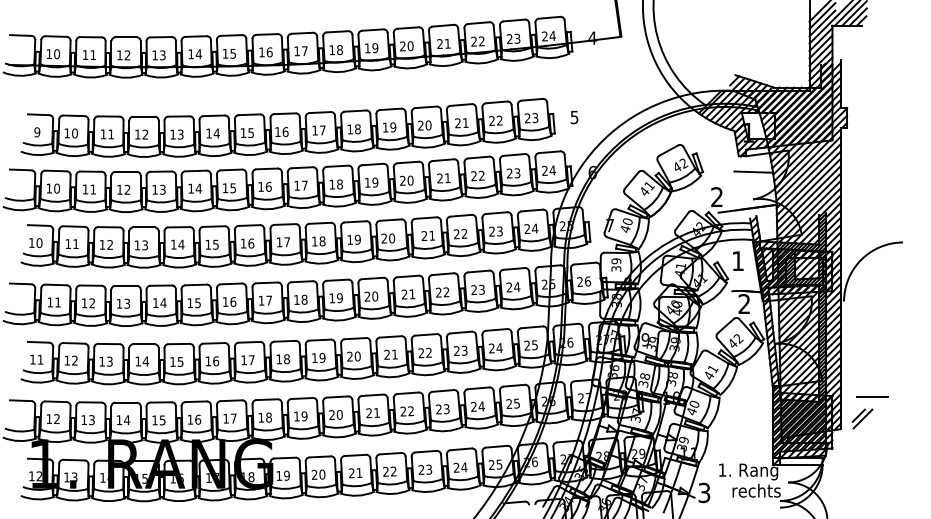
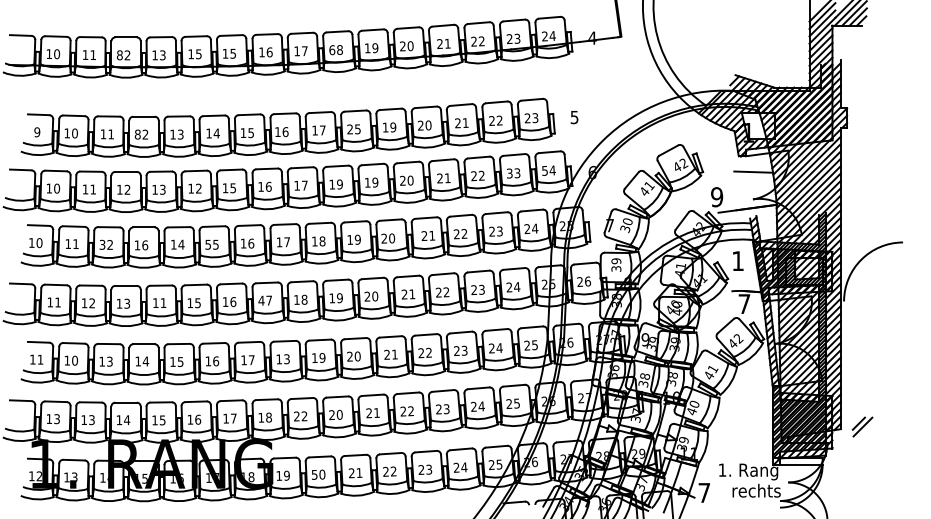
text: 18 -> 68 (332, 50)
text: 14 -> 15 (198, 54)
text: 12 -> 82 (119, 55)
text: 18 -> 25 (353, 129)
text: 12 -> 82 (137, 134)
text: 24 -> 54 (544, 170)
text: 23 -> 33 (509, 173)
text: 18 -> 19 (339, 184)
text: 14 -> 12 (198, 188)
text: 2 -> 9 (717, 197)
text: 40 -> 30 (625, 229)
text: 12 -> 32 (102, 244)
text: 15 -> 55 (207, 244)
text: 13 -> 16 (145, 245)
text: 17 -> 47 (261, 300)
text: 14 -> 11 (163, 302)
text: 2 -> 7 (744, 303)
text: 18 -> 13 (286, 359)
text: 12 -> 10 (75, 360)
line: present -> none (872, 396)
text: 19 -> 22 (300, 416)
part position: (862, 418) -> (862, 426) (862, 426)
text: 12 -> 13 (56, 419)
text: 20 -> 50 (314, 474)
text: 3 -> 7 (704, 492)
